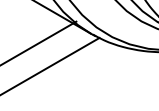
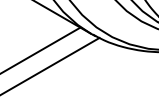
line position: (39, 42) -> (41, 49) (41, 49)
